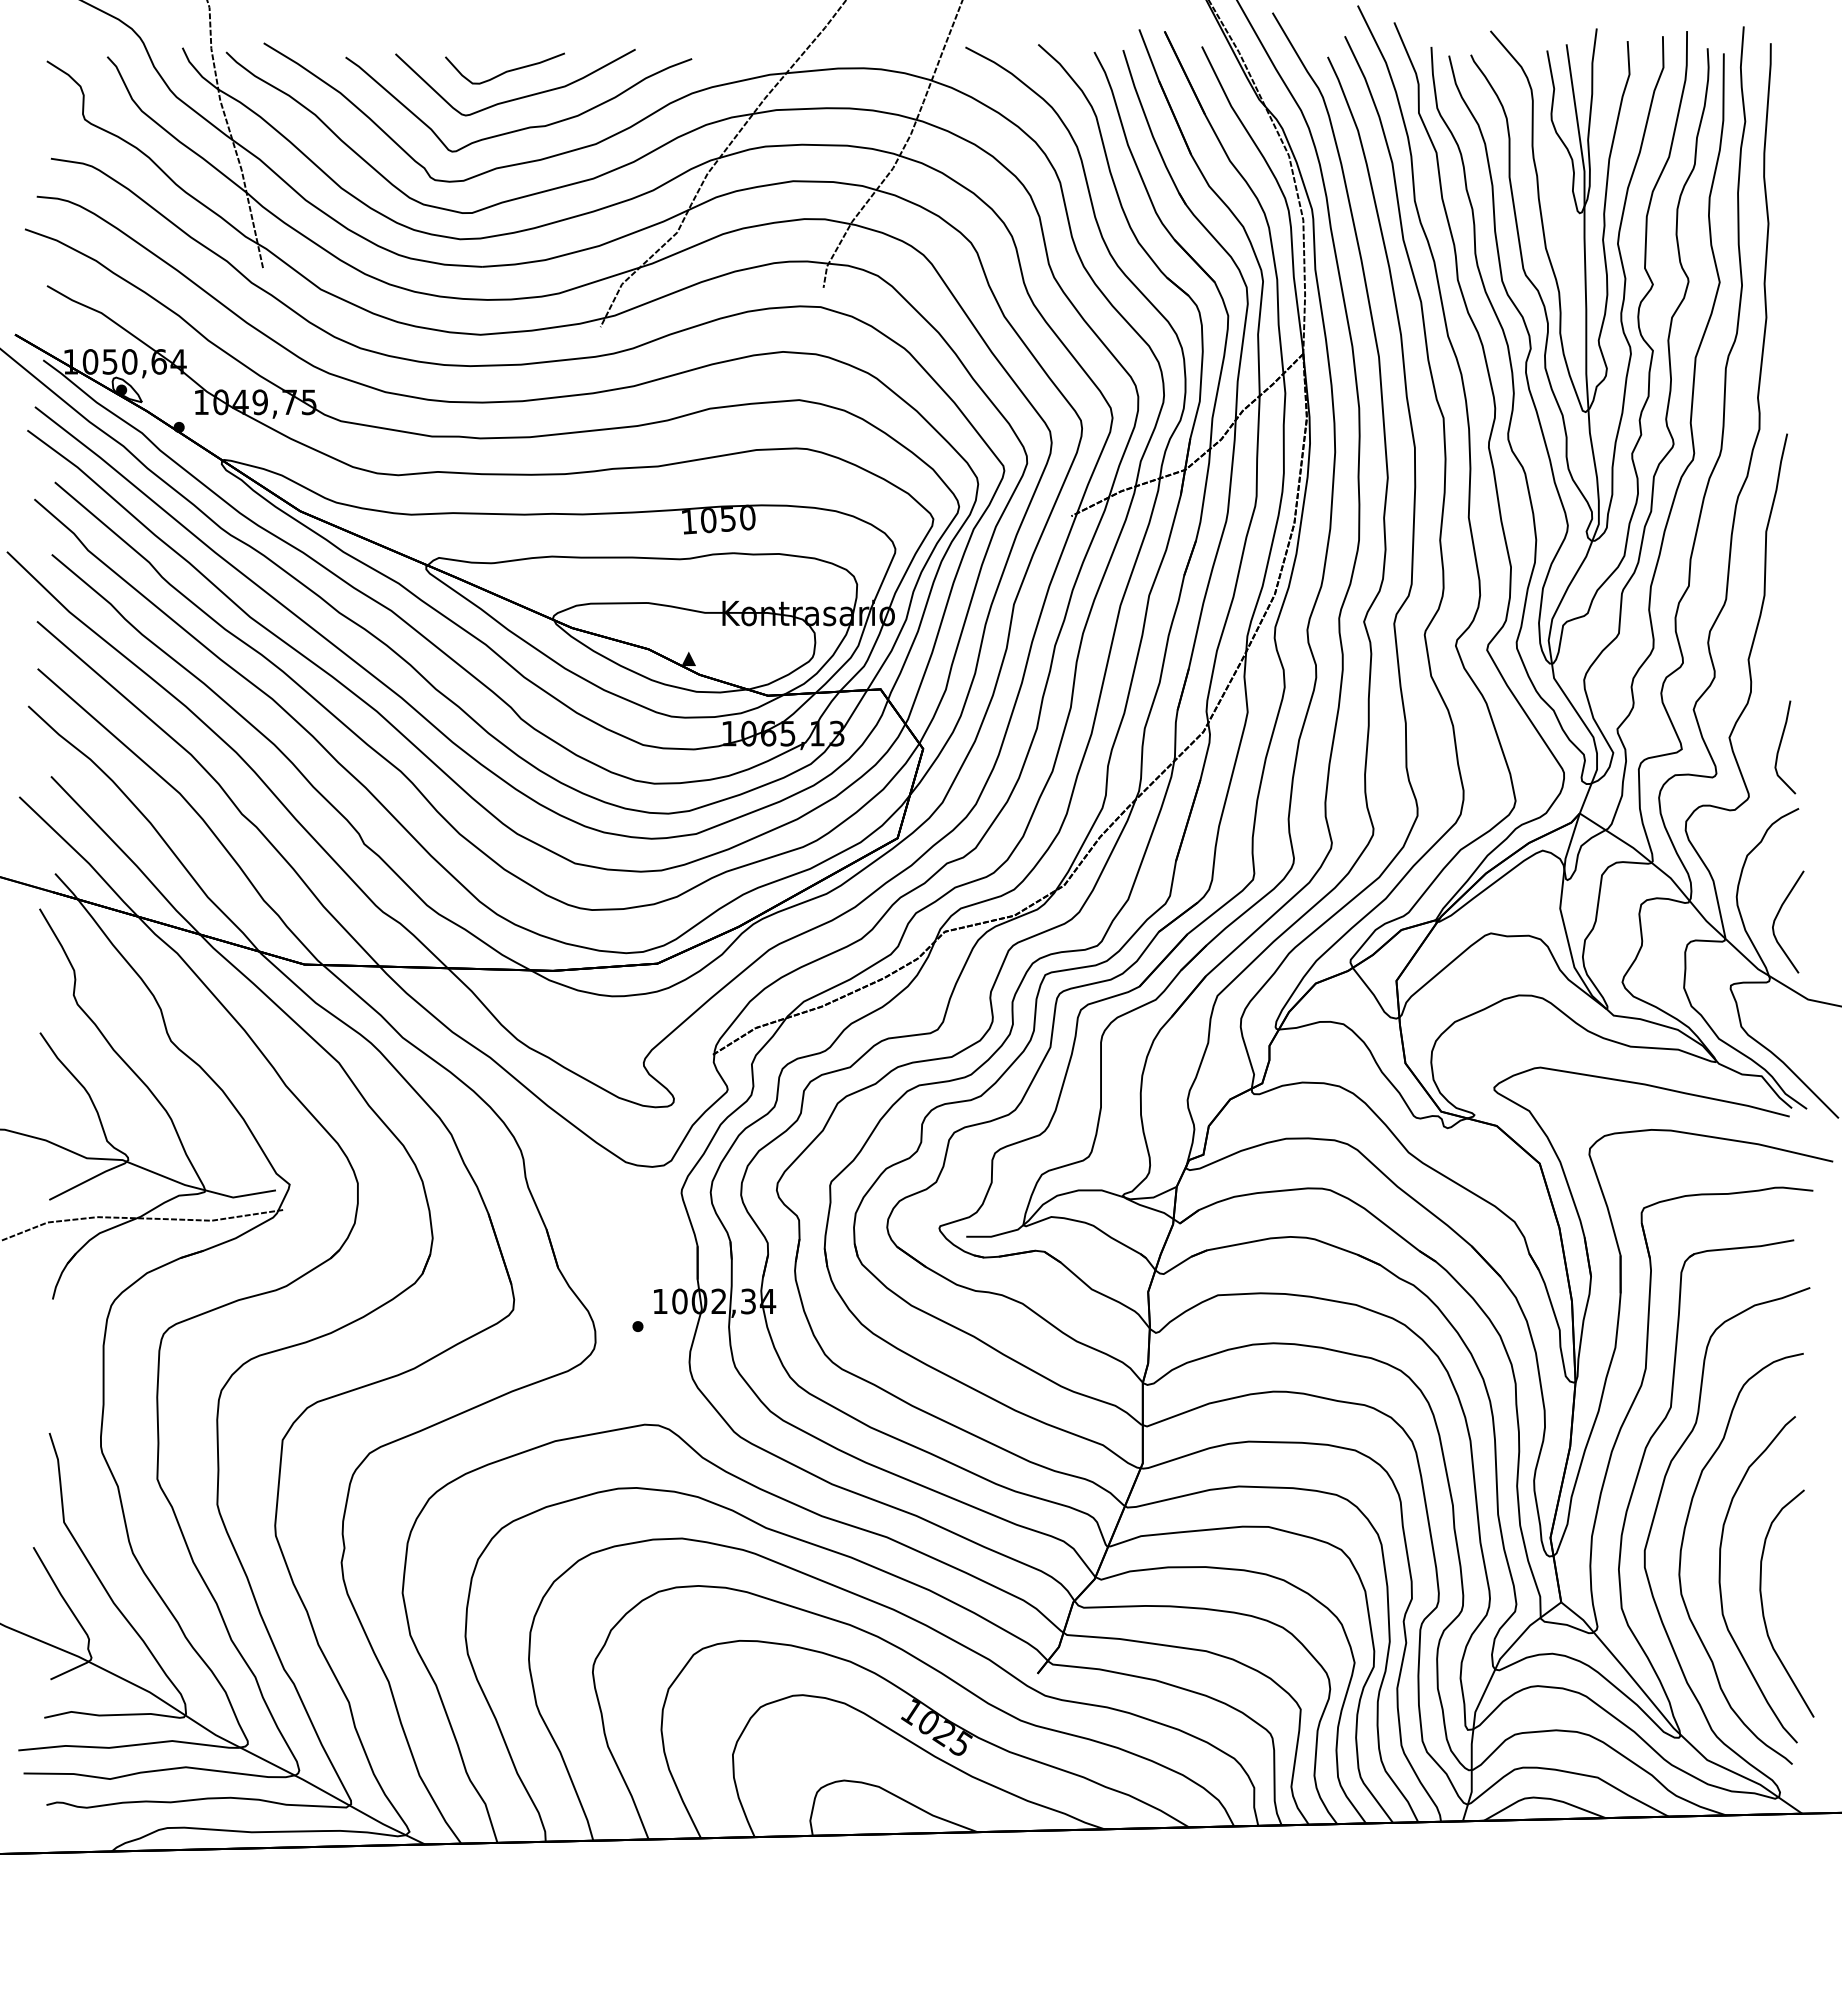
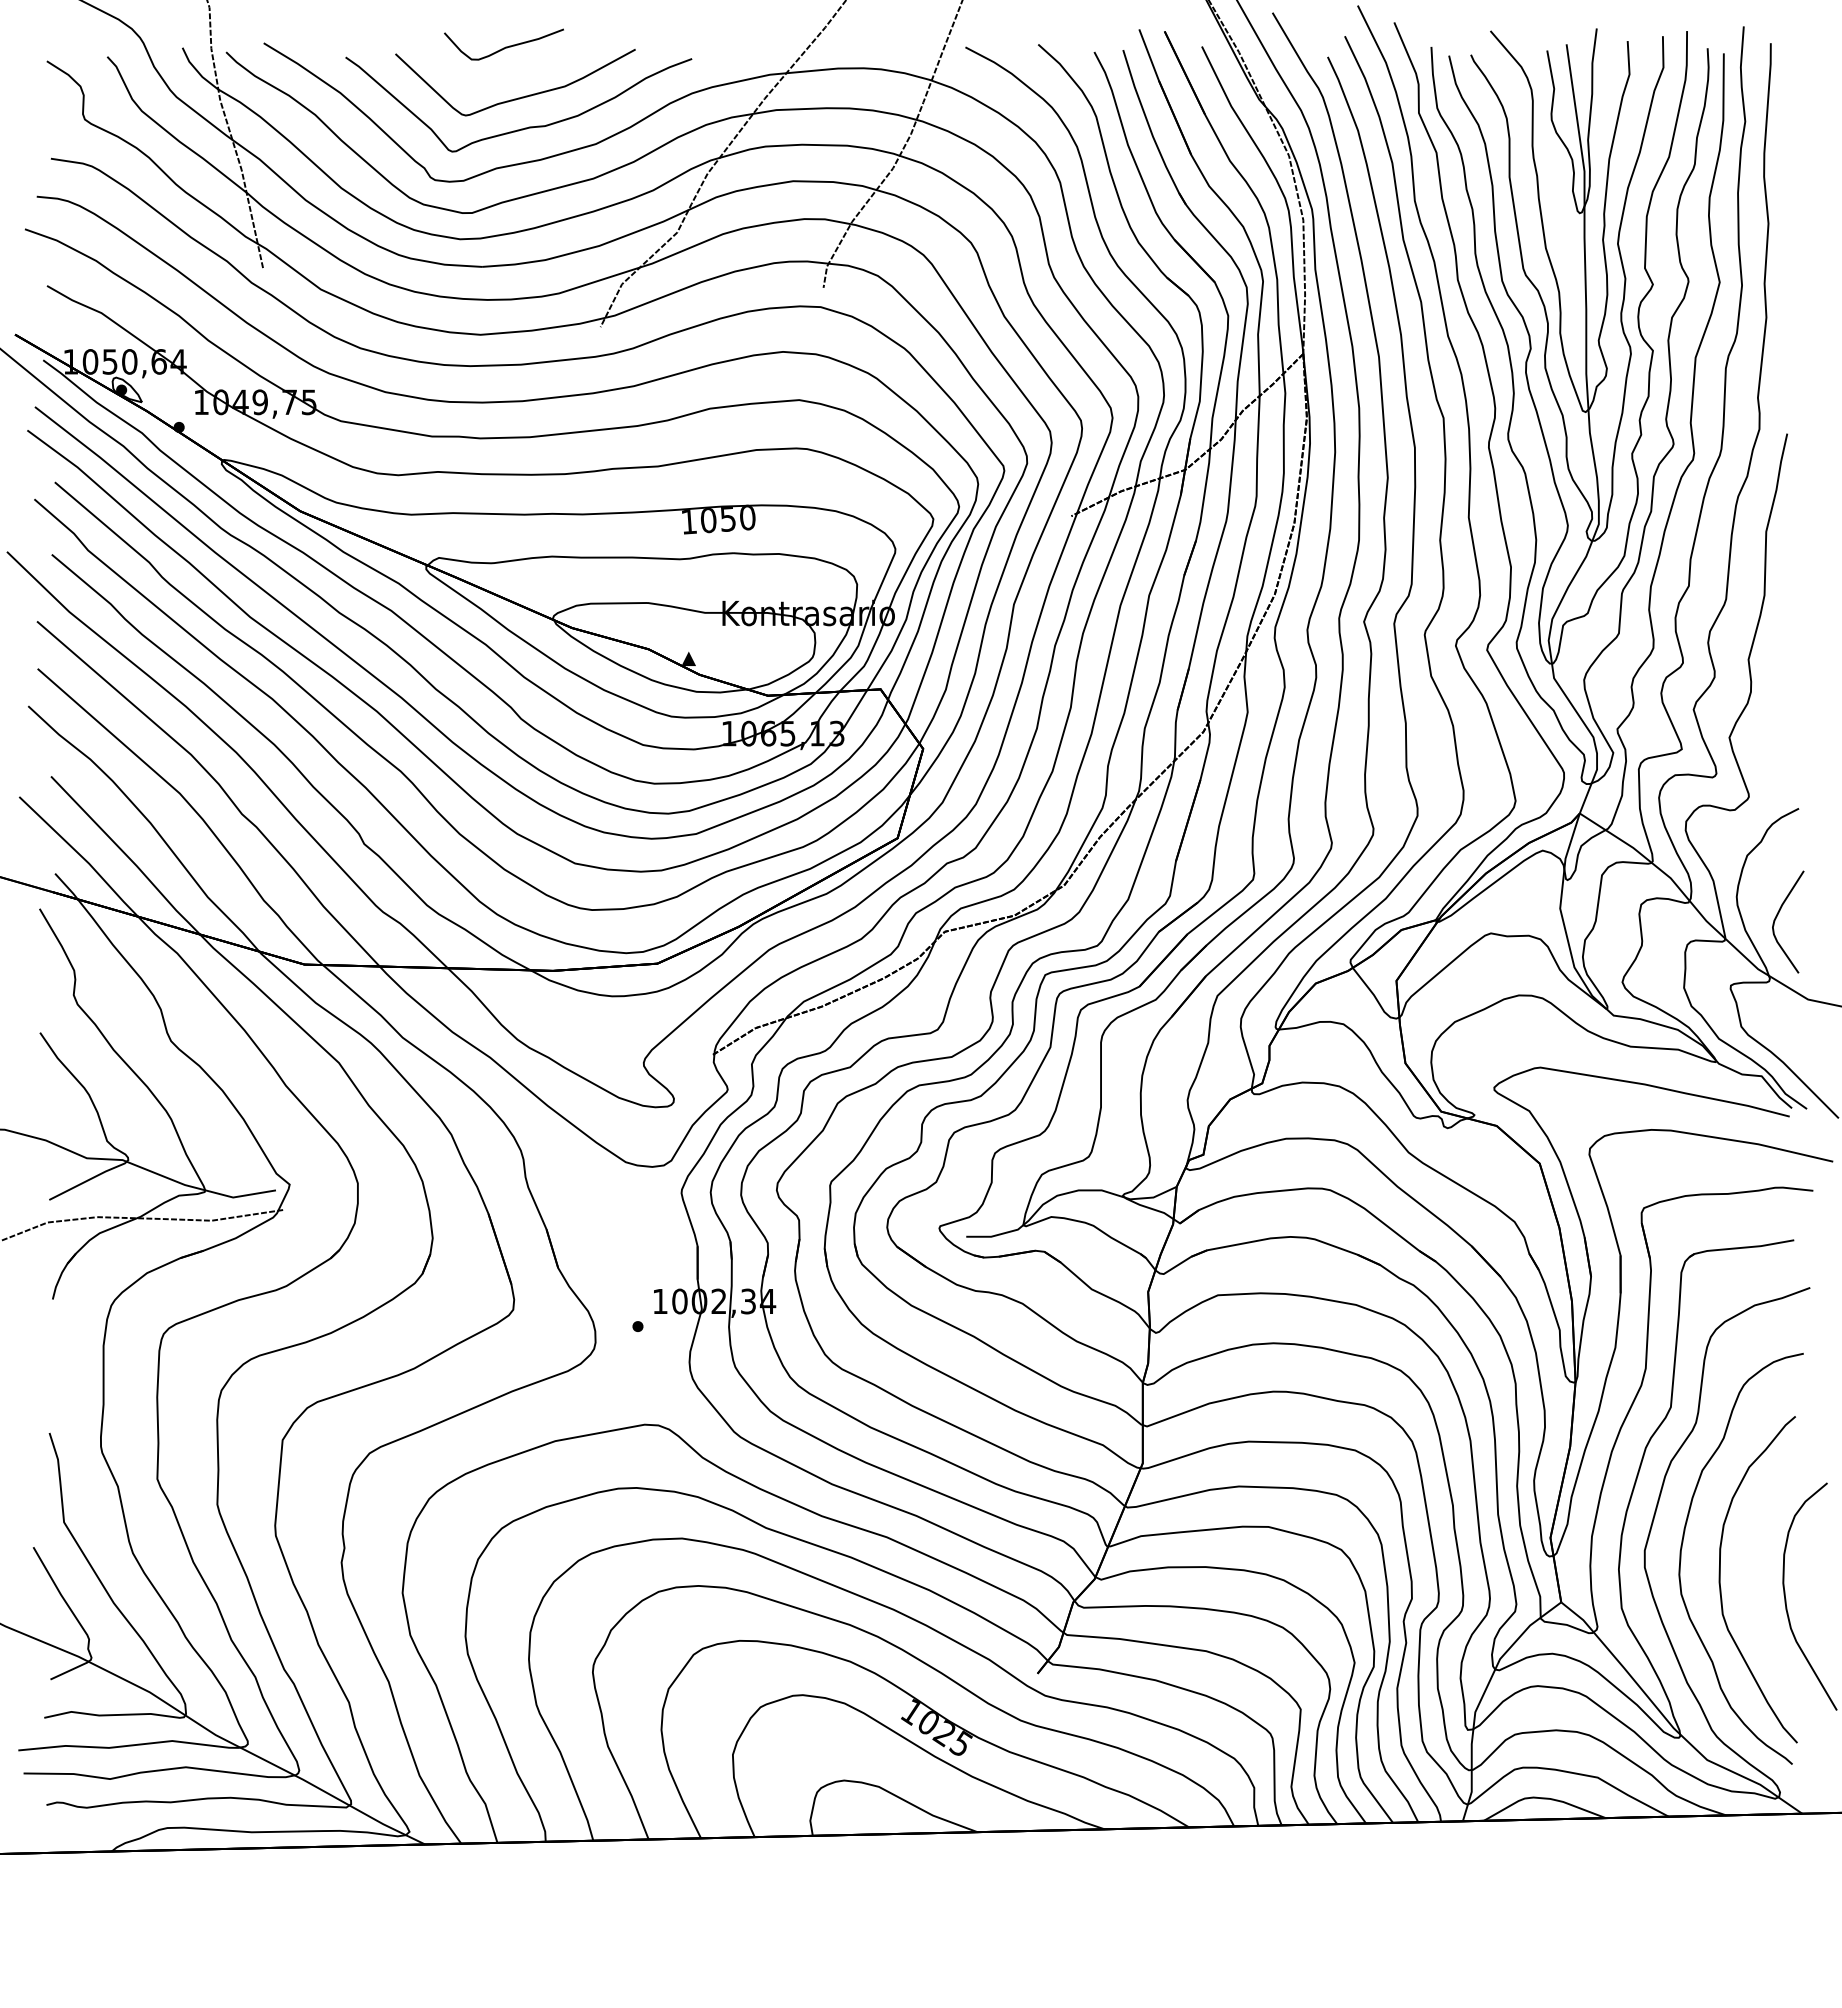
curve position: (506, 70) -> (505, 46) (505, 46)
curve: present -> none (1780, 747)
curve position: (1763, 1605) -> (1786, 1598) (1786, 1598)
